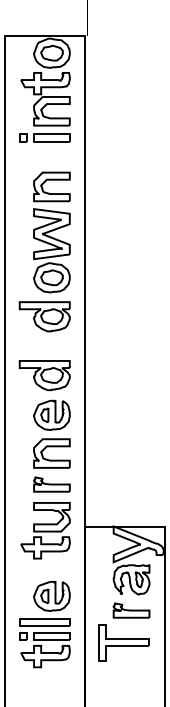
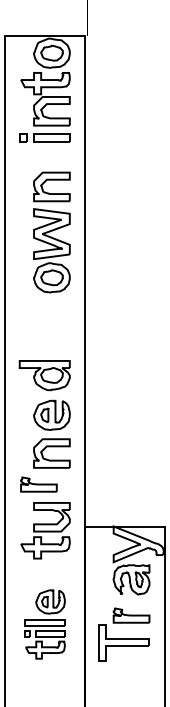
part: present -> none (44, 316)
part position: (51, 484) -> (38, 484) (38, 484)
part position: (131, 610) -> (131, 615) (131, 615)
part size: 52x89 px -> 42x71 px (44, 624)
